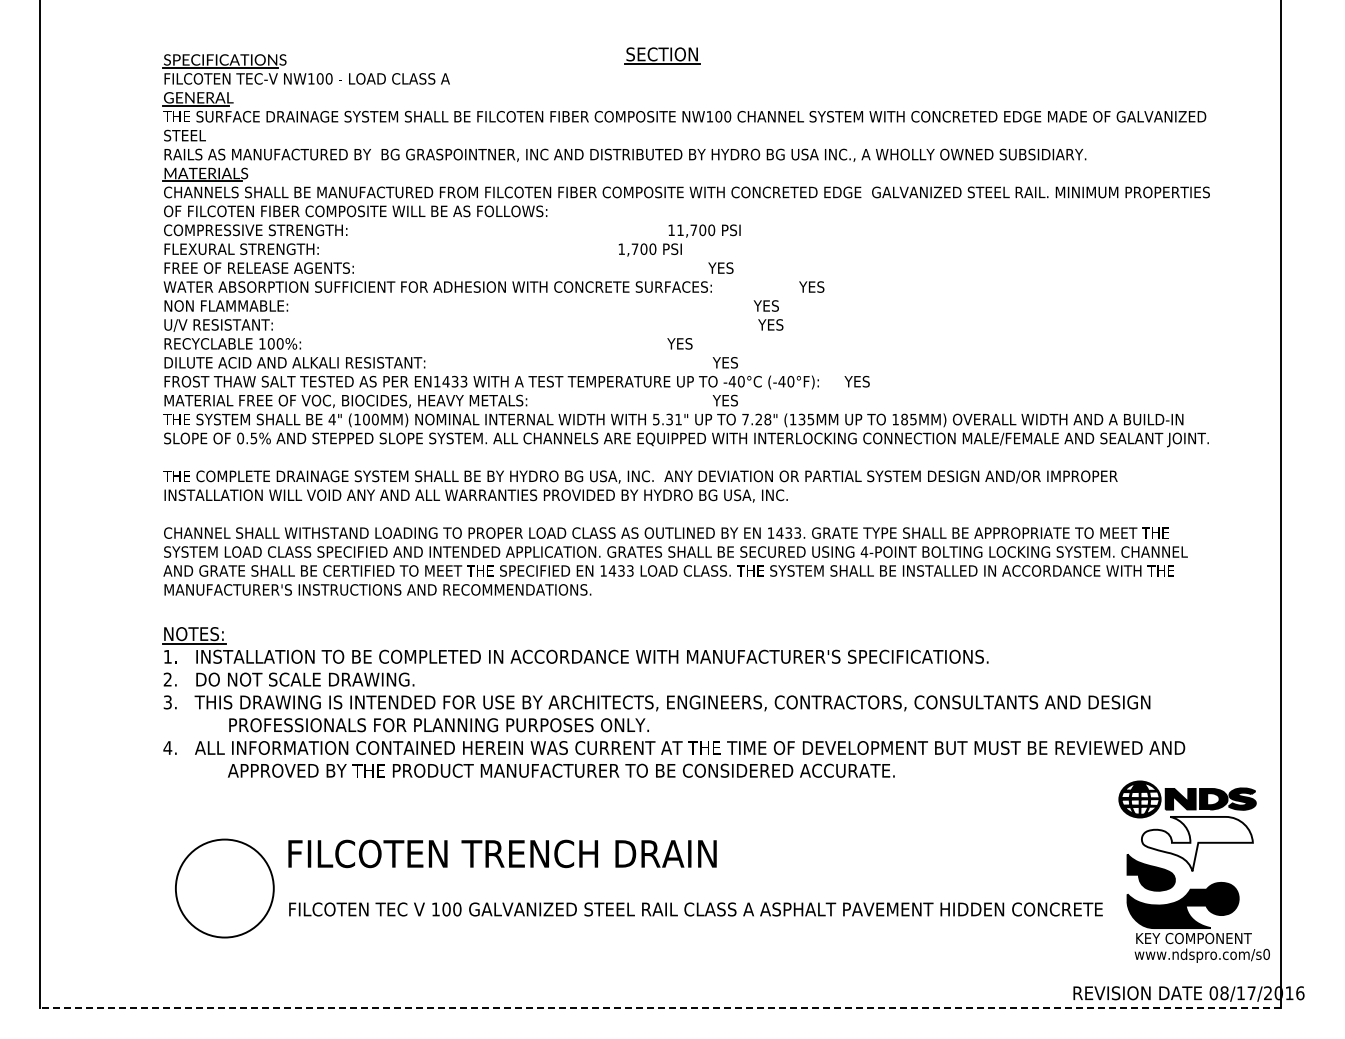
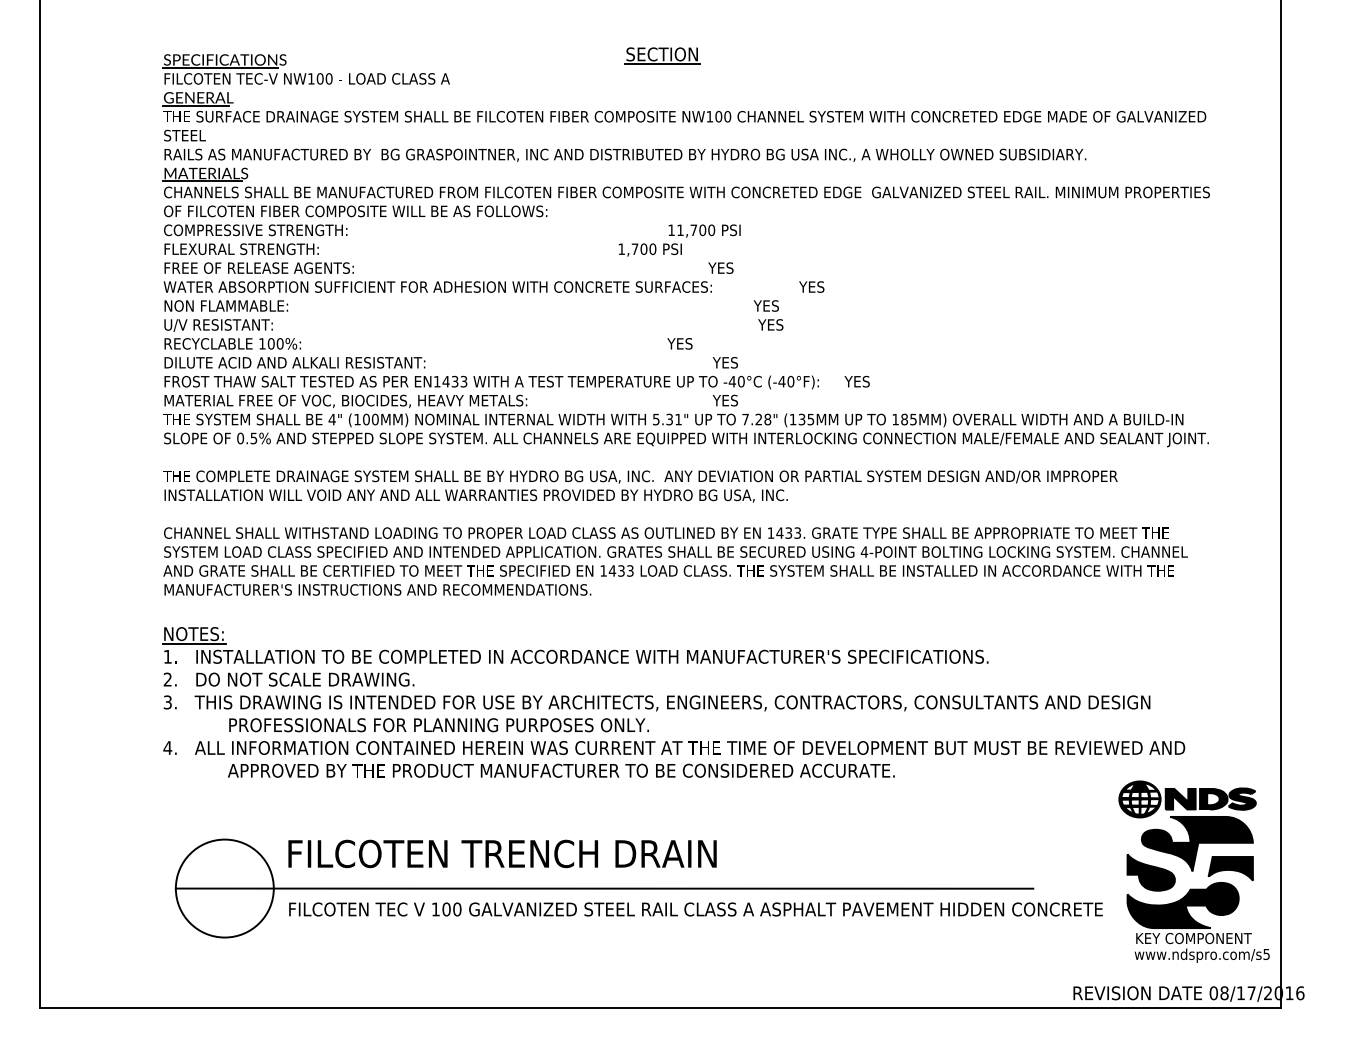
fill: none -> present (1196, 843)
part: none -> present (1230, 868)
line: none -> present (604, 888)
text: www.ndspro.com/s0 -> www.ndspro.com/s5 (1266, 953)
line: dashed -> solid (660, 1007)
